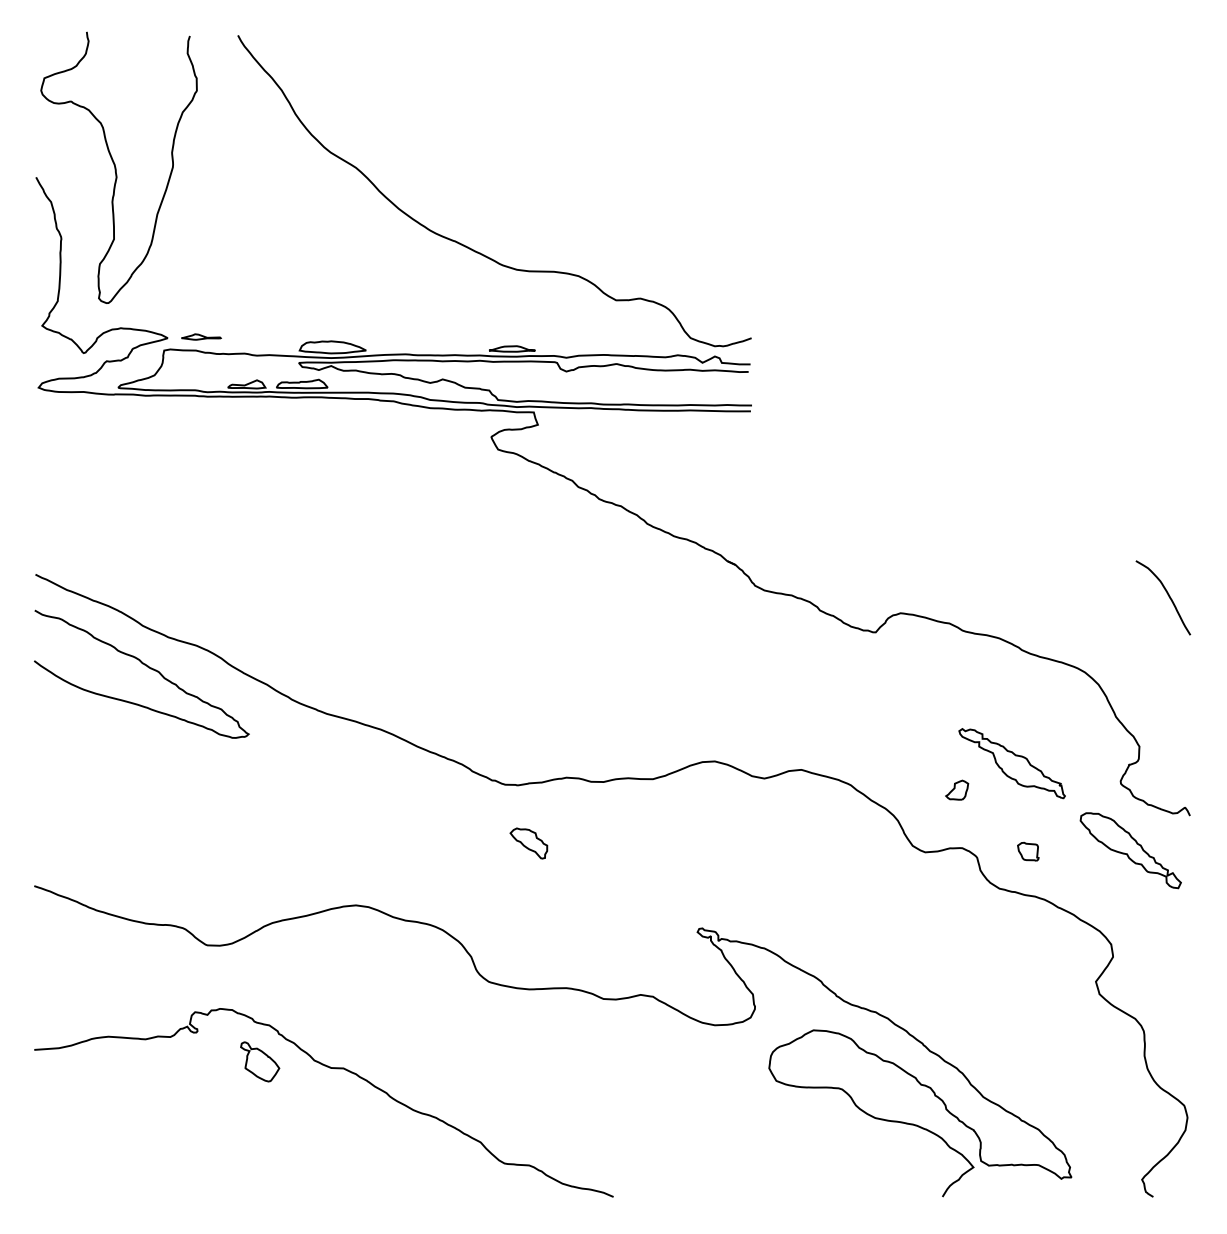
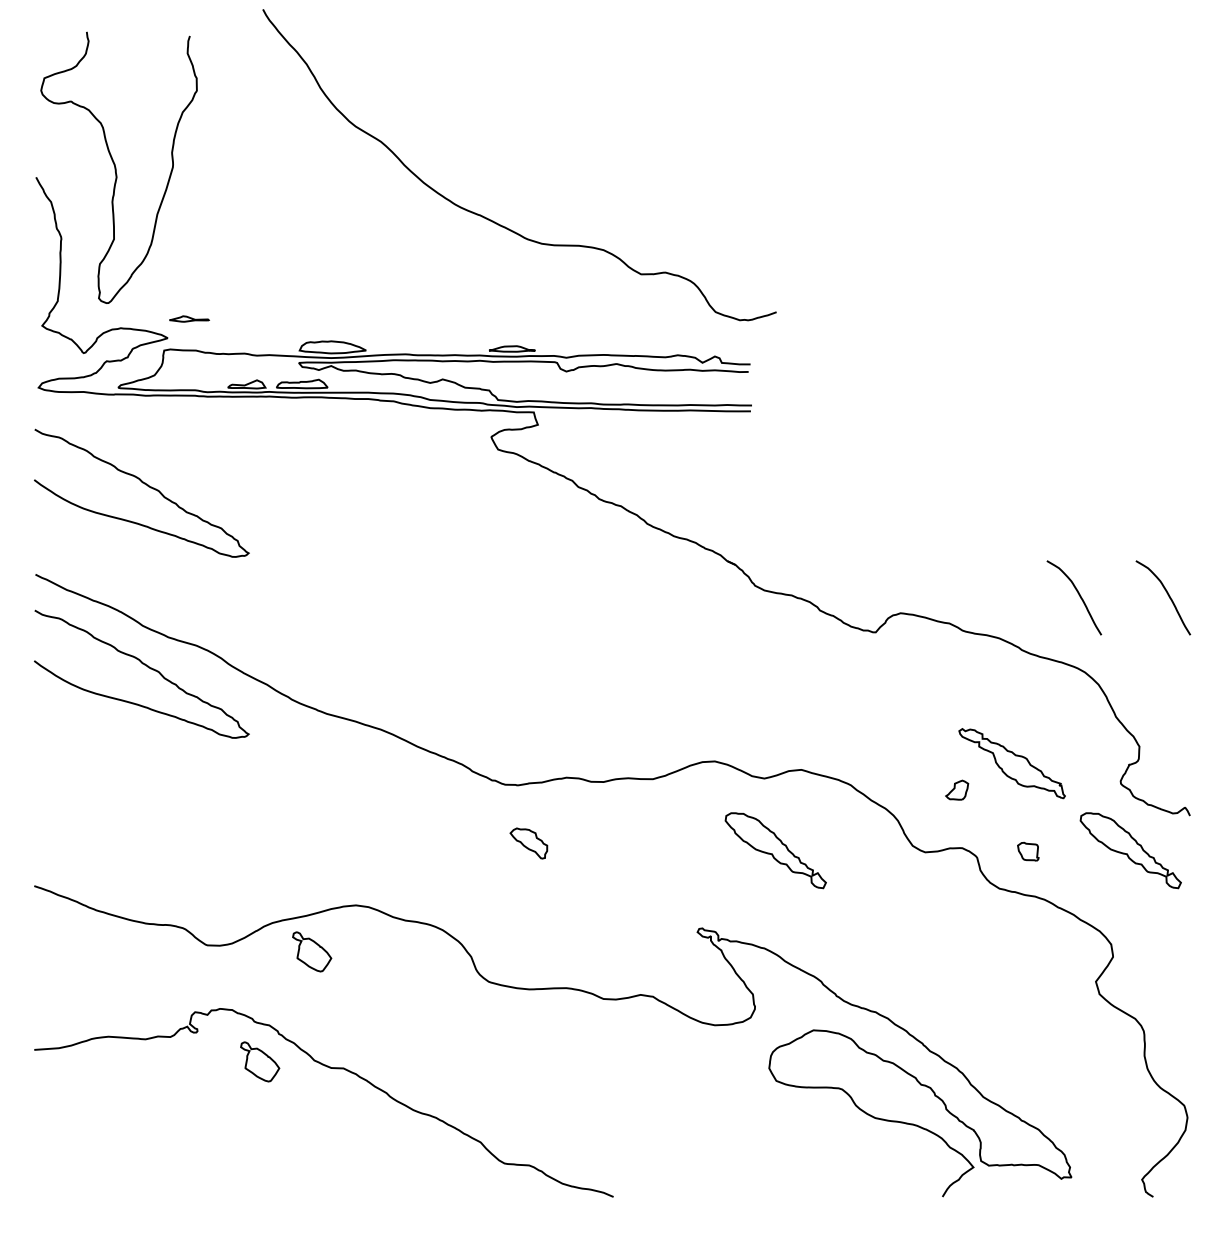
curve position: (466, 245) -> (491, 219) (491, 219)
part position: (201, 336) -> (189, 318) (189, 318)
curve: none -> present (147, 486)
curve: none -> present (1078, 595)
part: none -> present (775, 850)
part: none -> present (312, 951)
